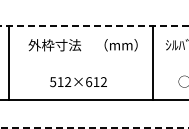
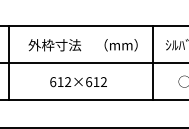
line: dashed -> solid (94, 26)
line: none -> present (93, 63)
text: 512×612 -> 612×612 (53, 82)
line: dashed -> solid (94, 128)
